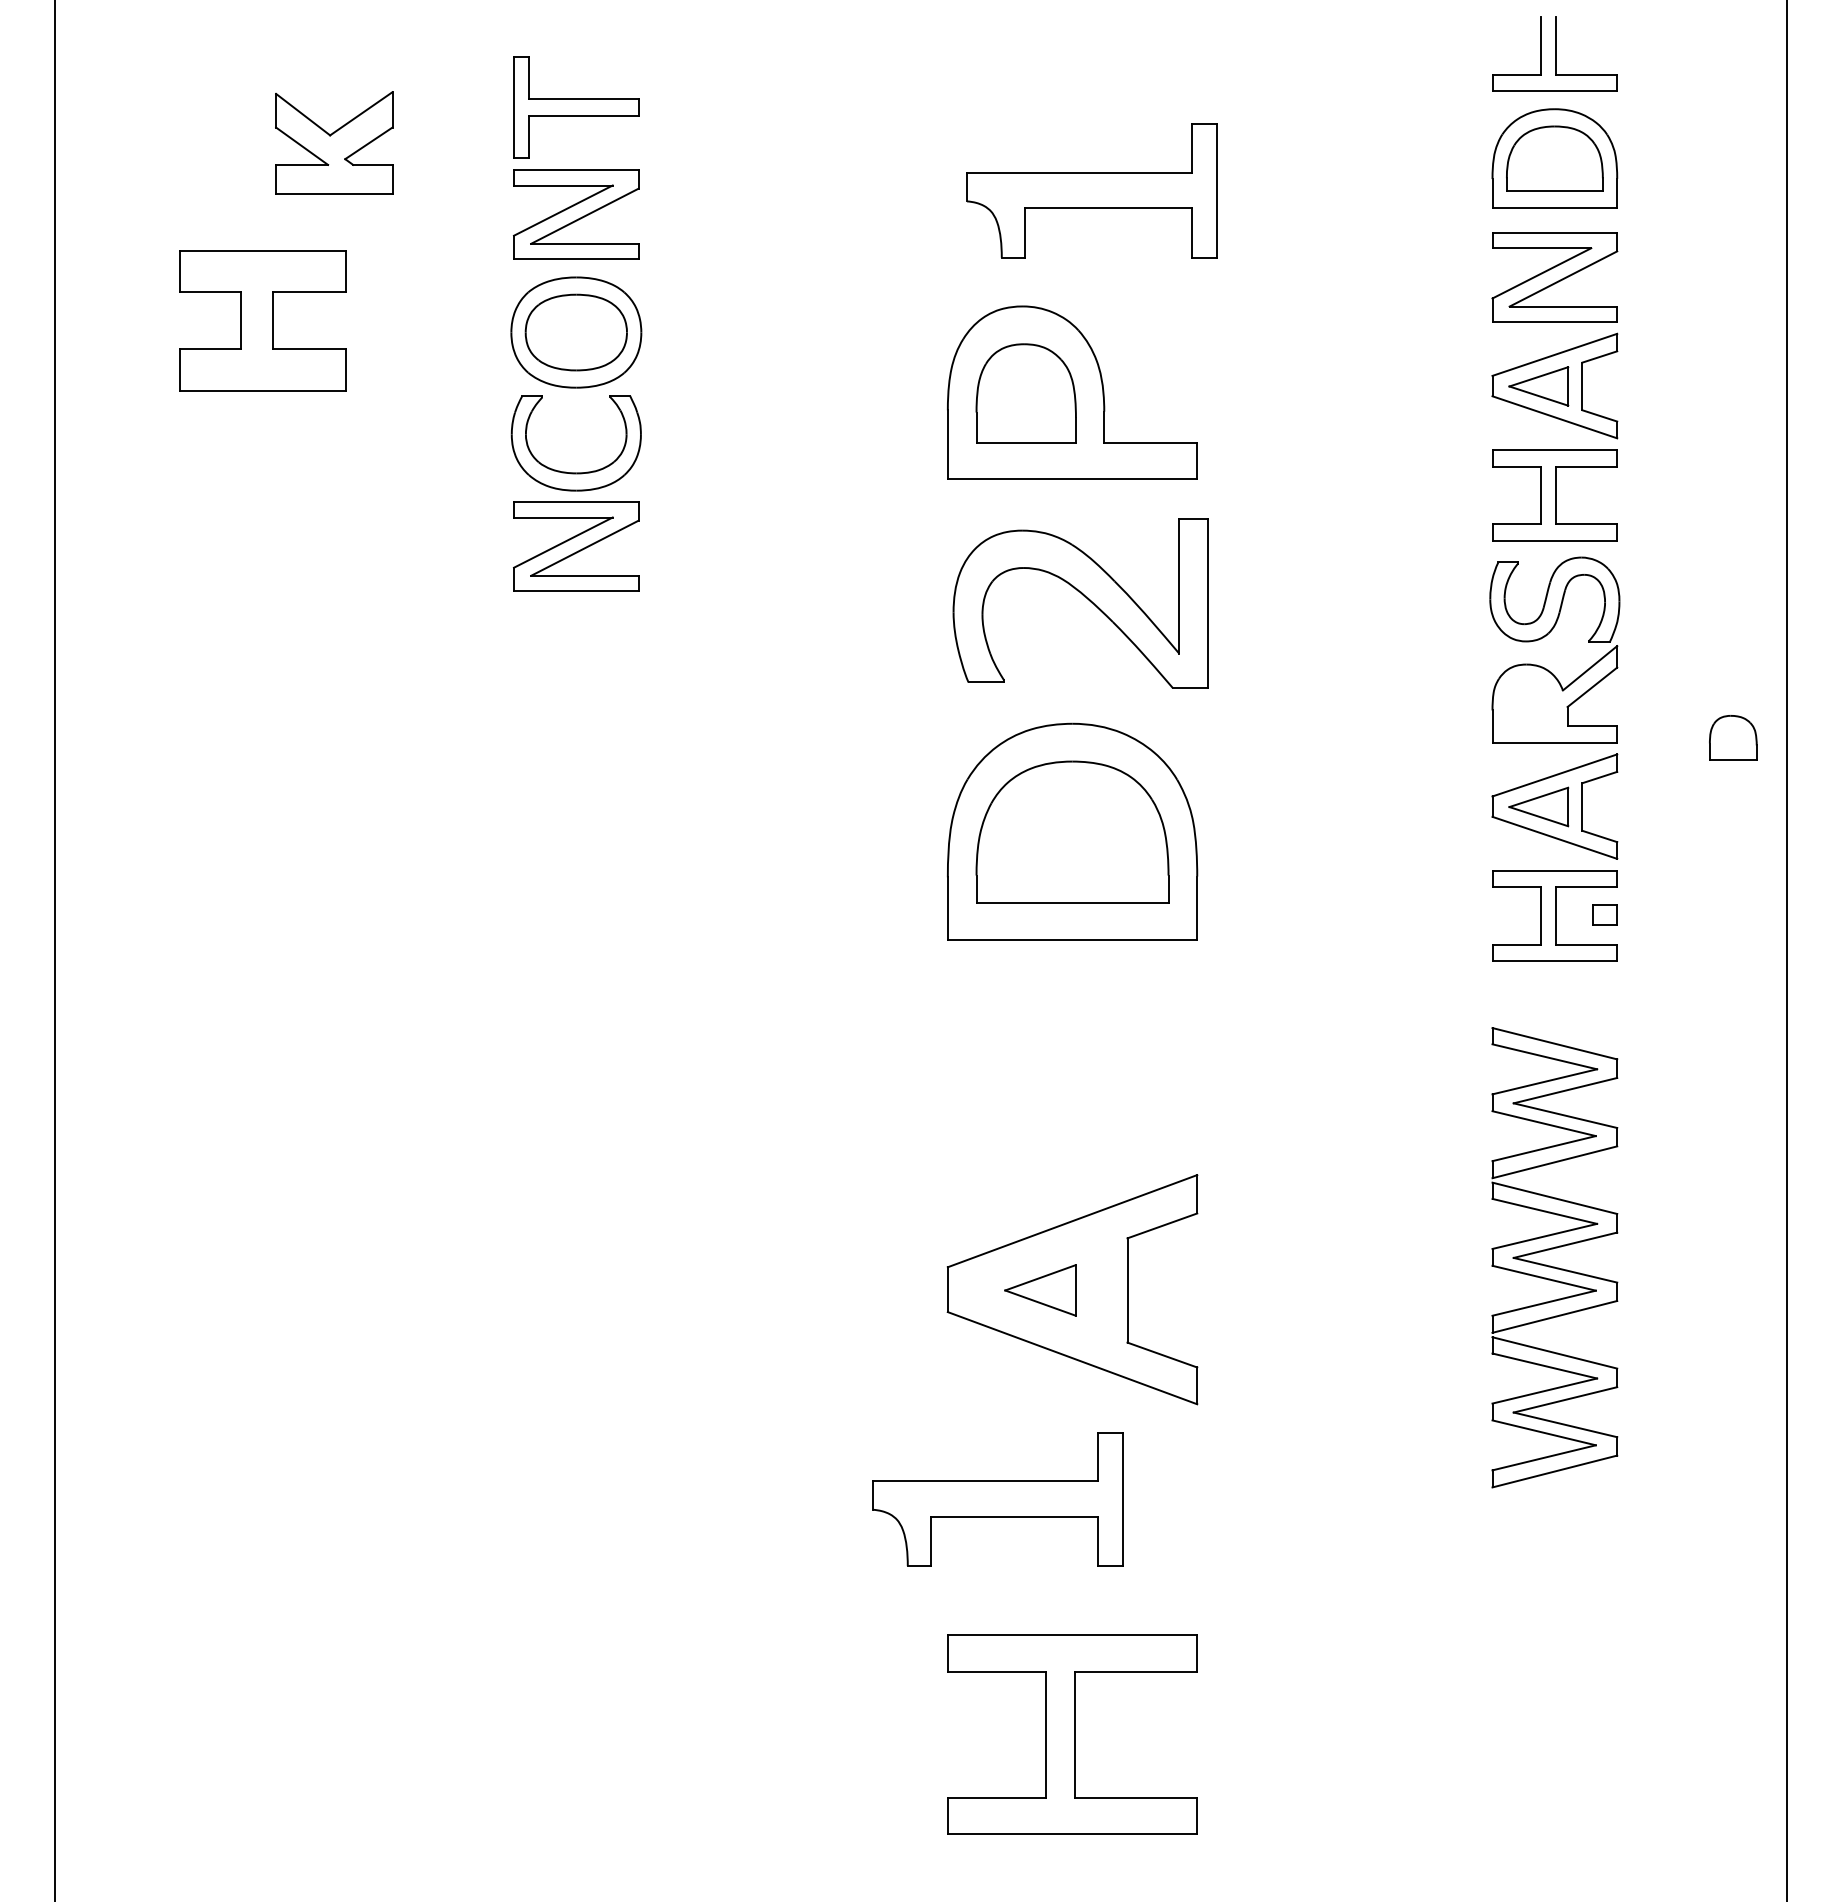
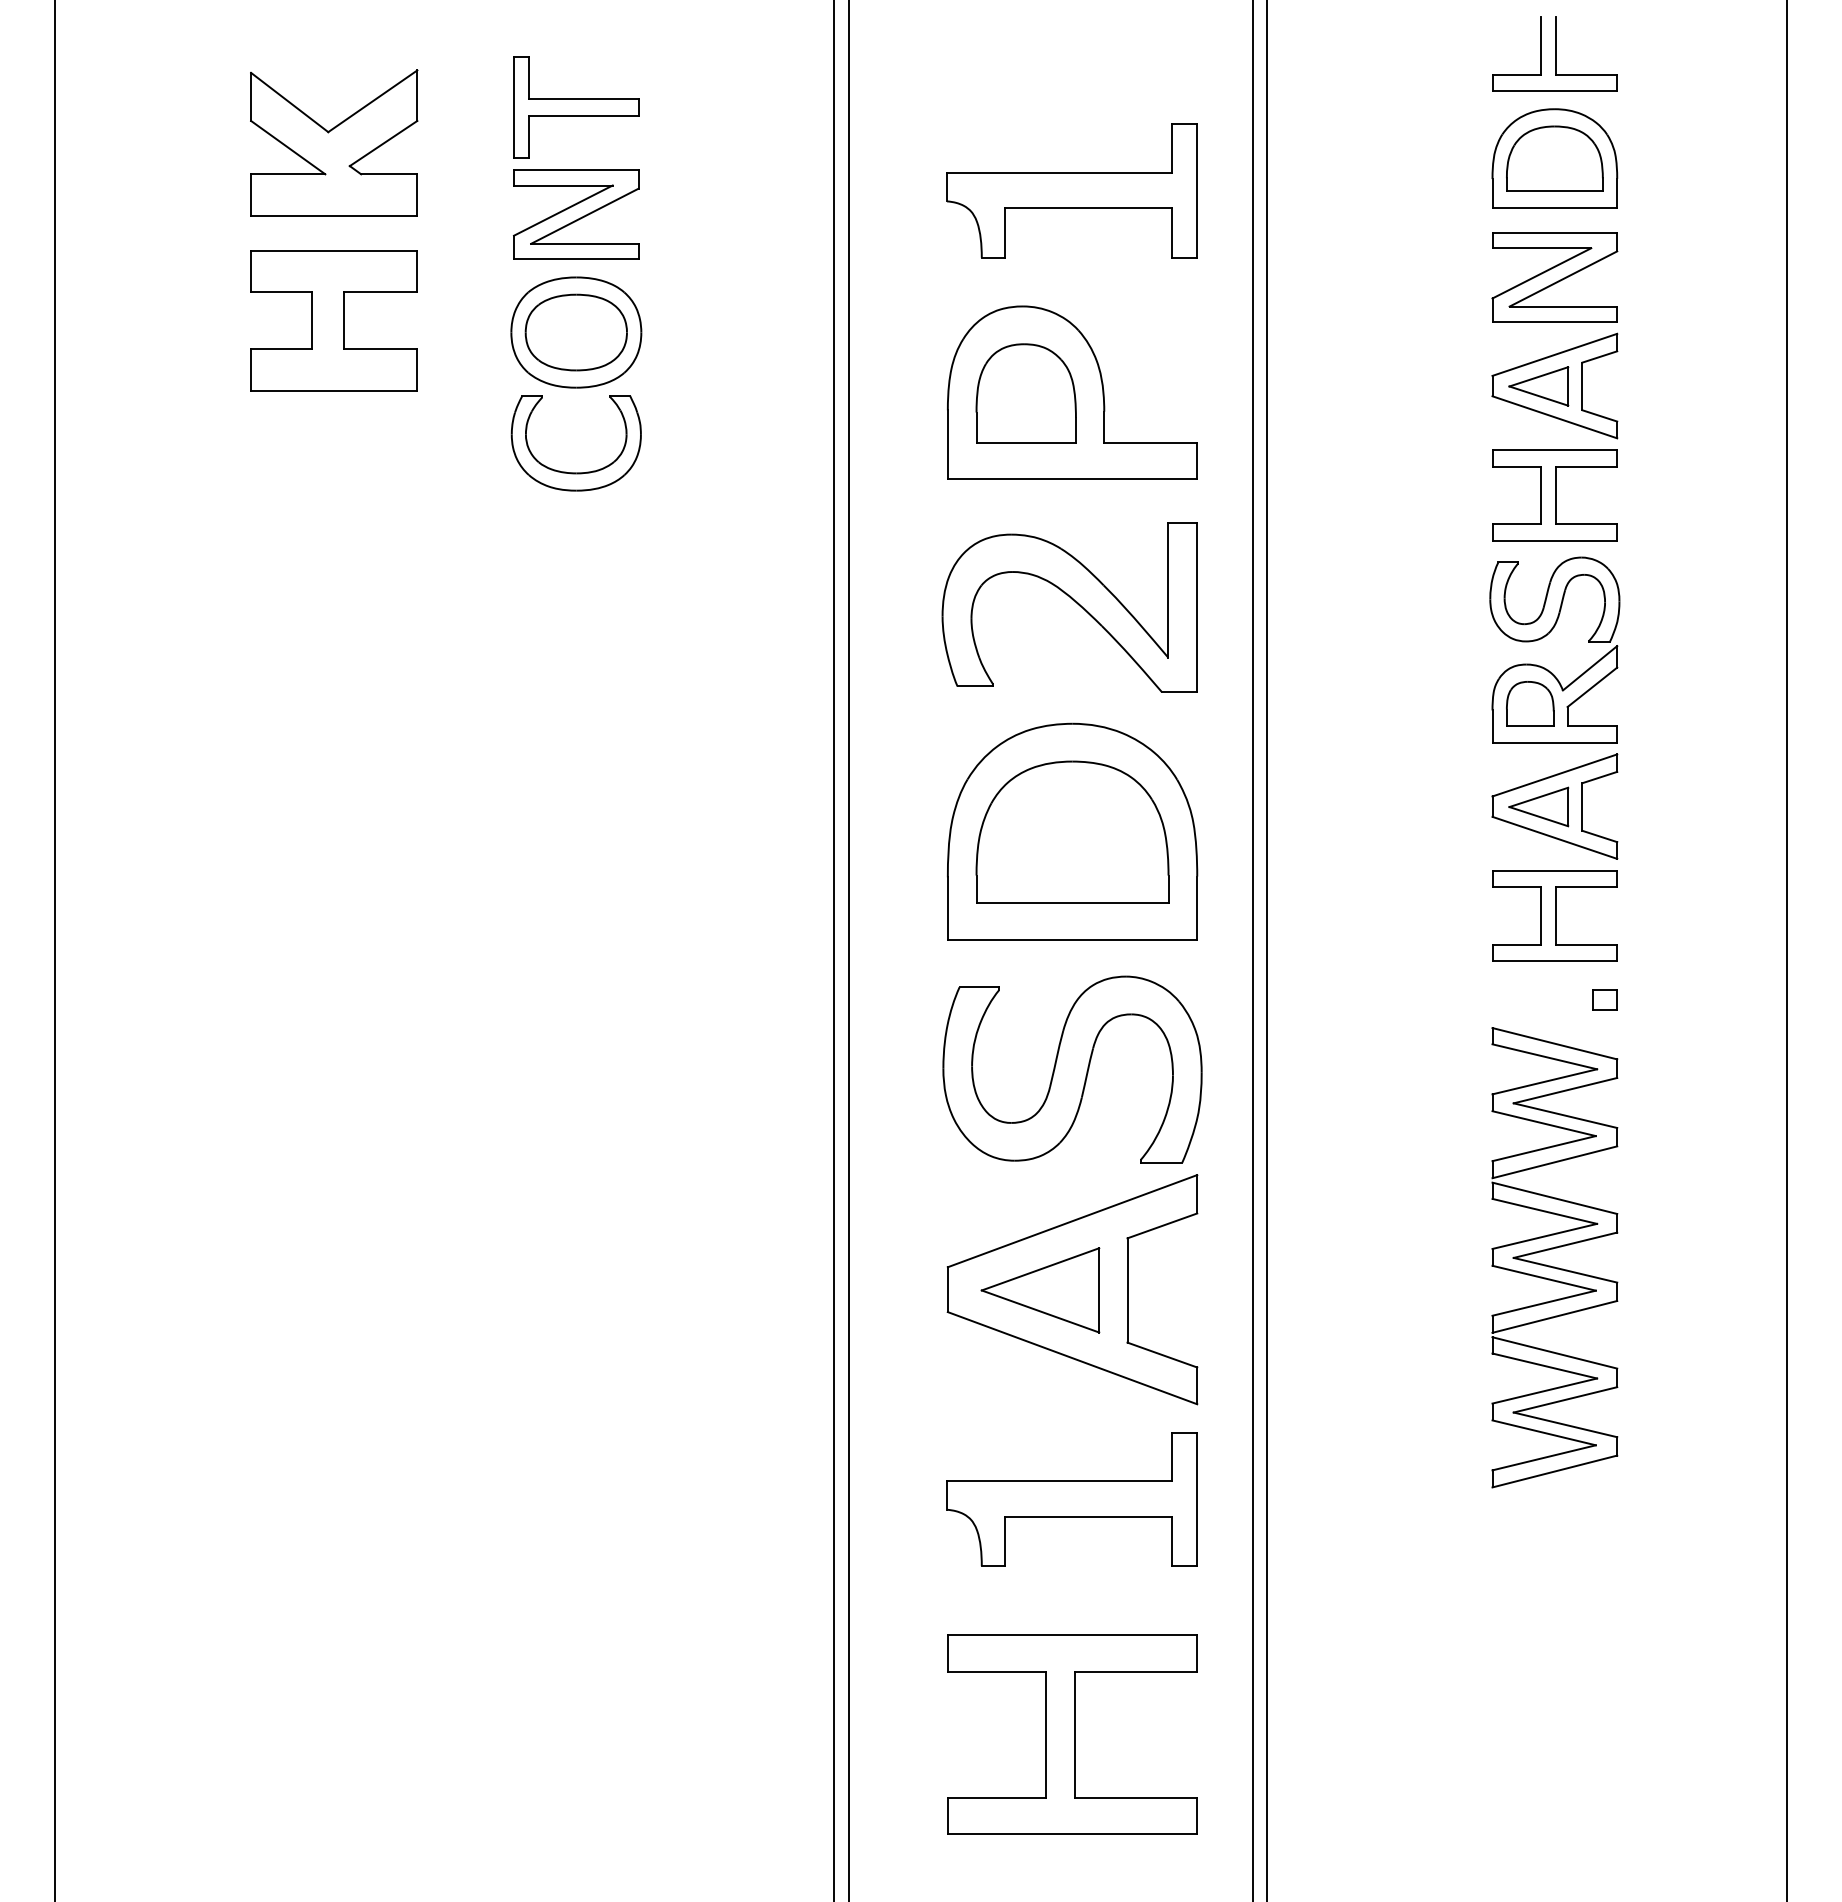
part size: 119x104 px -> 169x148 px (334, 142)
part position: (1091, 190) -> (1071, 190) (1071, 190)
part position: (262, 320) -> (333, 320) (333, 320)
part: present -> none (576, 546)
part position: (1083, 596) -> (1072, 600) (1072, 600)
part position: (1733, 737) -> (1530, 703) (1530, 703)
part position: (1604, 914) -> (1604, 999) (1604, 999)
line: none -> present (834, 950)
line: none -> present (849, 950)
line: none -> present (1252, 950)
line: none -> present (1267, 950)
part: none -> present (1072, 1069)
part size: 73x53 px -> 121x87 px (1040, 1290)
part position: (997, 1499) -> (1071, 1499) (1071, 1499)
